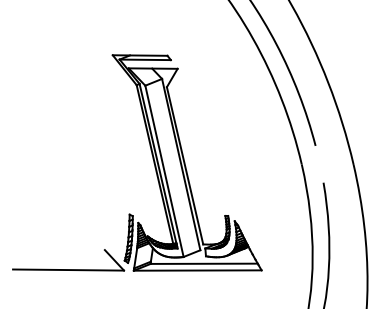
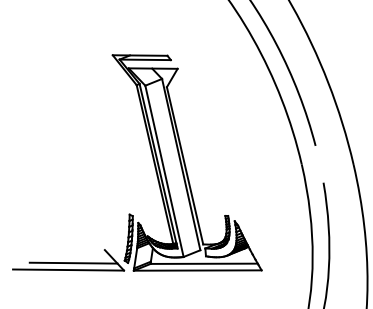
line: none -> present (73, 262)
